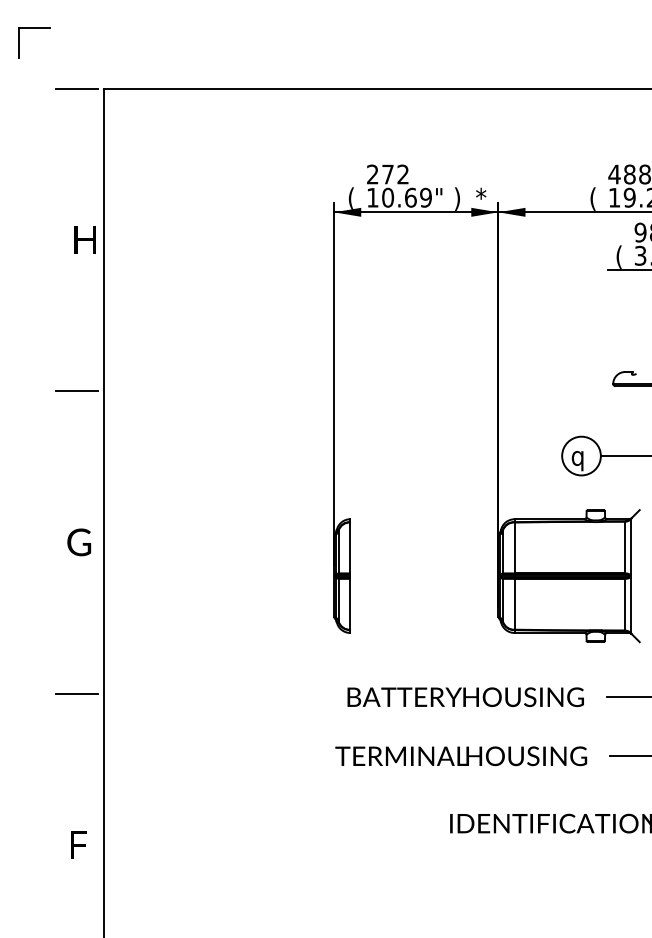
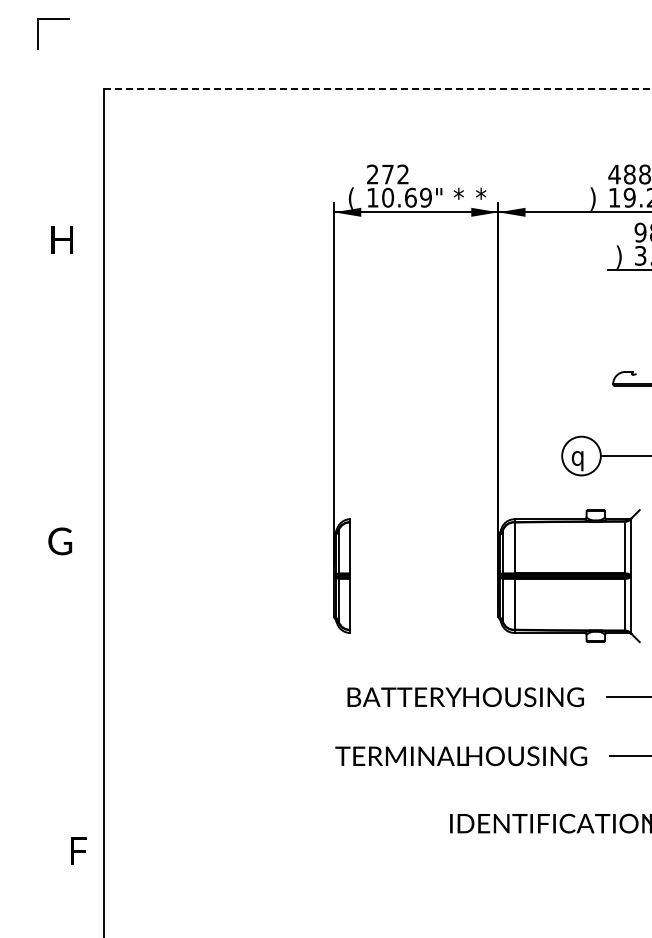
part position: (34, 28) -> (53, 19) (53, 19)
line: present -> none (76, 88)
line: solid -> dashed (378, 88)
text: ) -> * (458, 198)
text: ( -> ) (592, 198)
text position: (84, 239) -> (61, 239) (61, 239)
text: ( -> ) (618, 256)
line: present -> none (76, 391)
text position: (79, 542) -> (60, 541) (60, 541)
line: present -> none (76, 693)
text position: (78, 844) -> (78, 850) (78, 850)
